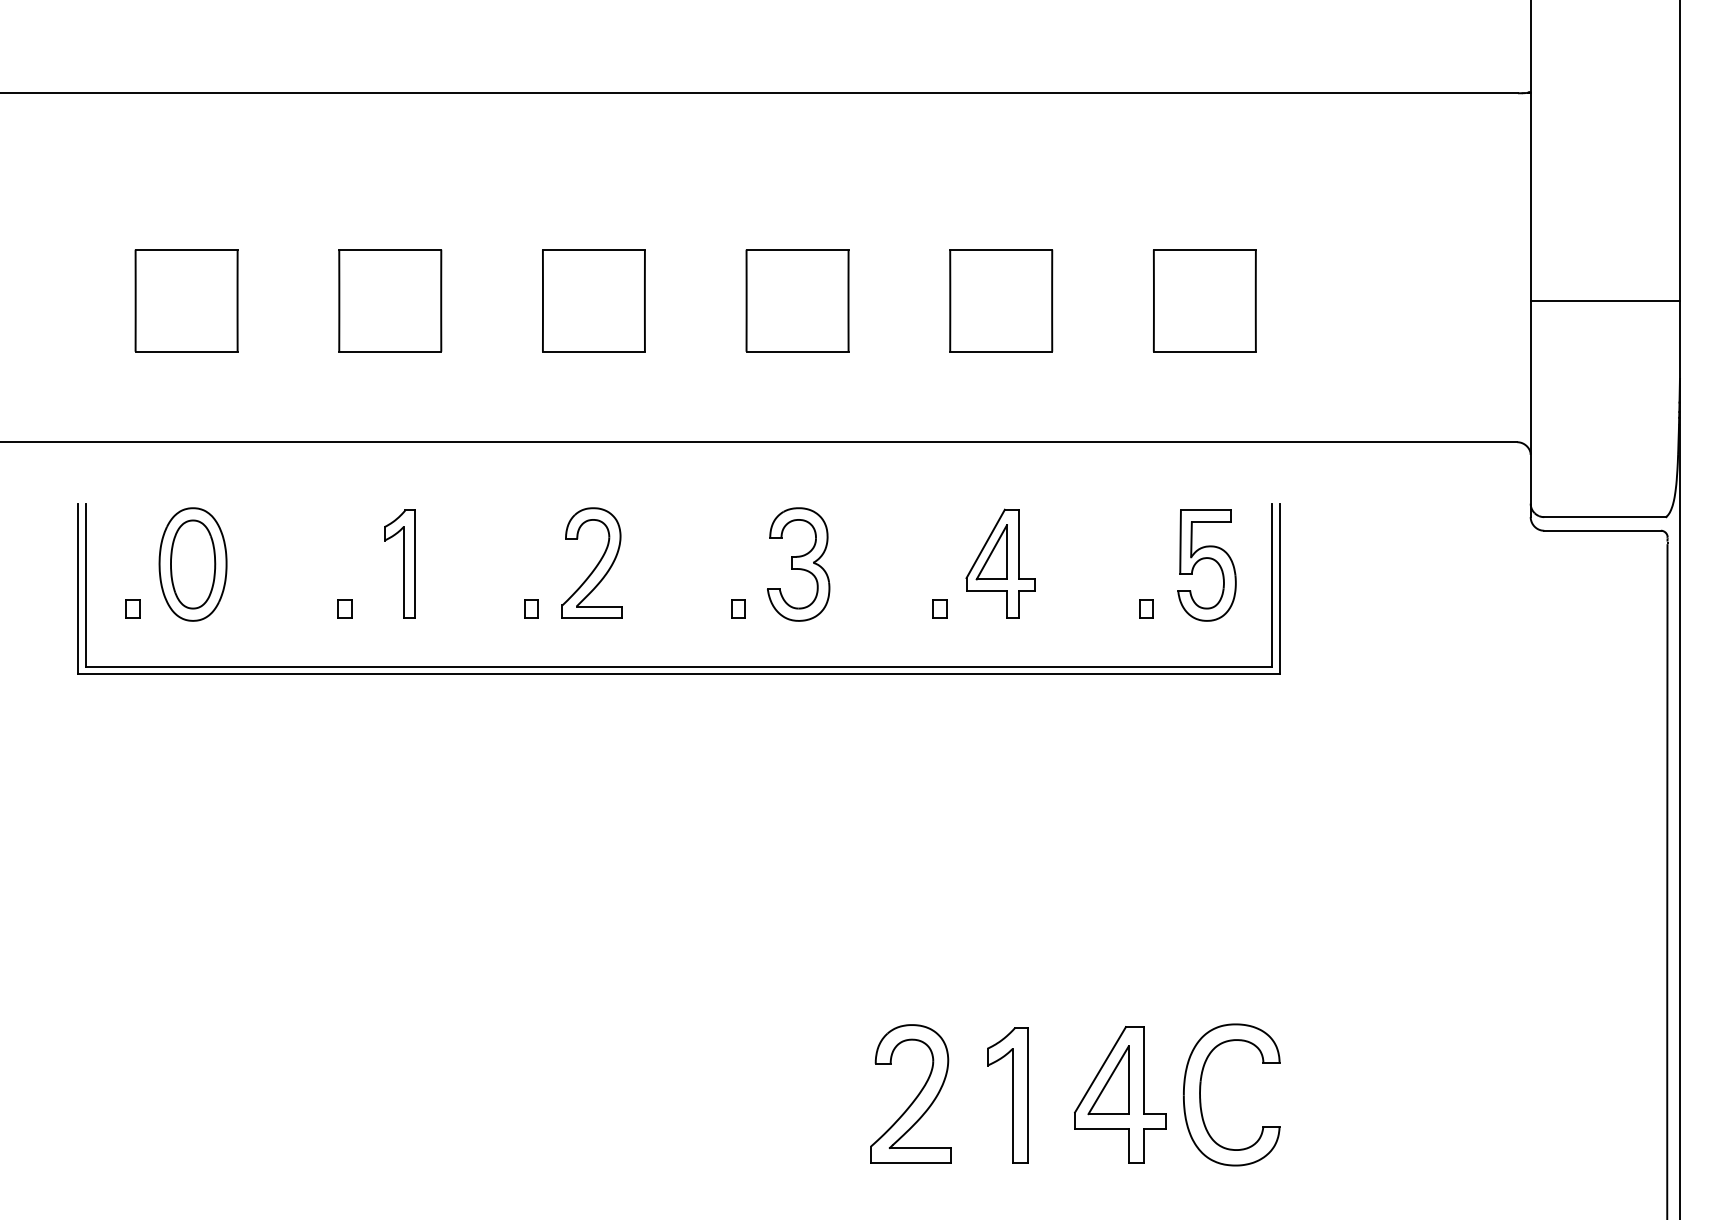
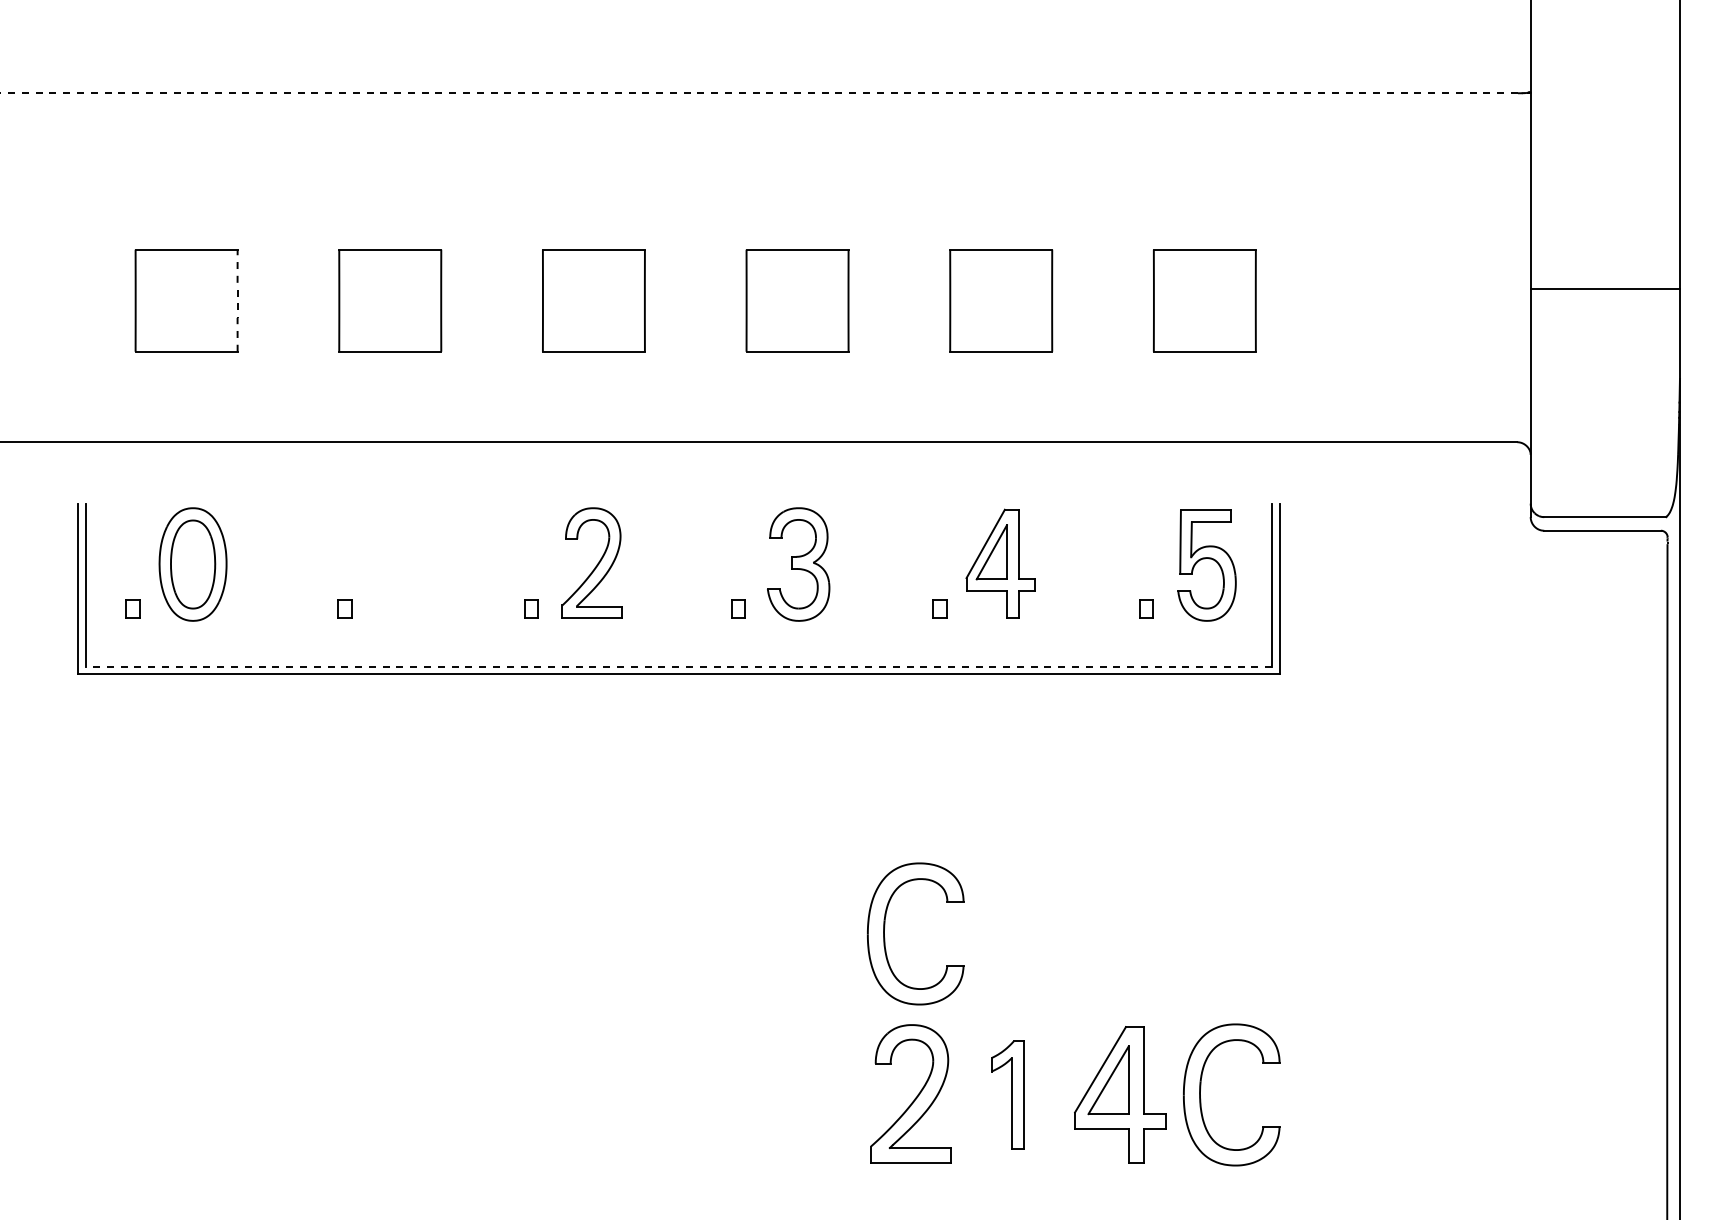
line: solid -> dashed (759, 93)
line: solid -> dashed (237, 300)
line position: (1605, 300) -> (1605, 288) (1605, 288)
part: present -> none (399, 563)
line: solid -> dashed (678, 666)
part: none -> present (885, 938)
part size: 42x137 px -> 34x110 px (1007, 1094)
